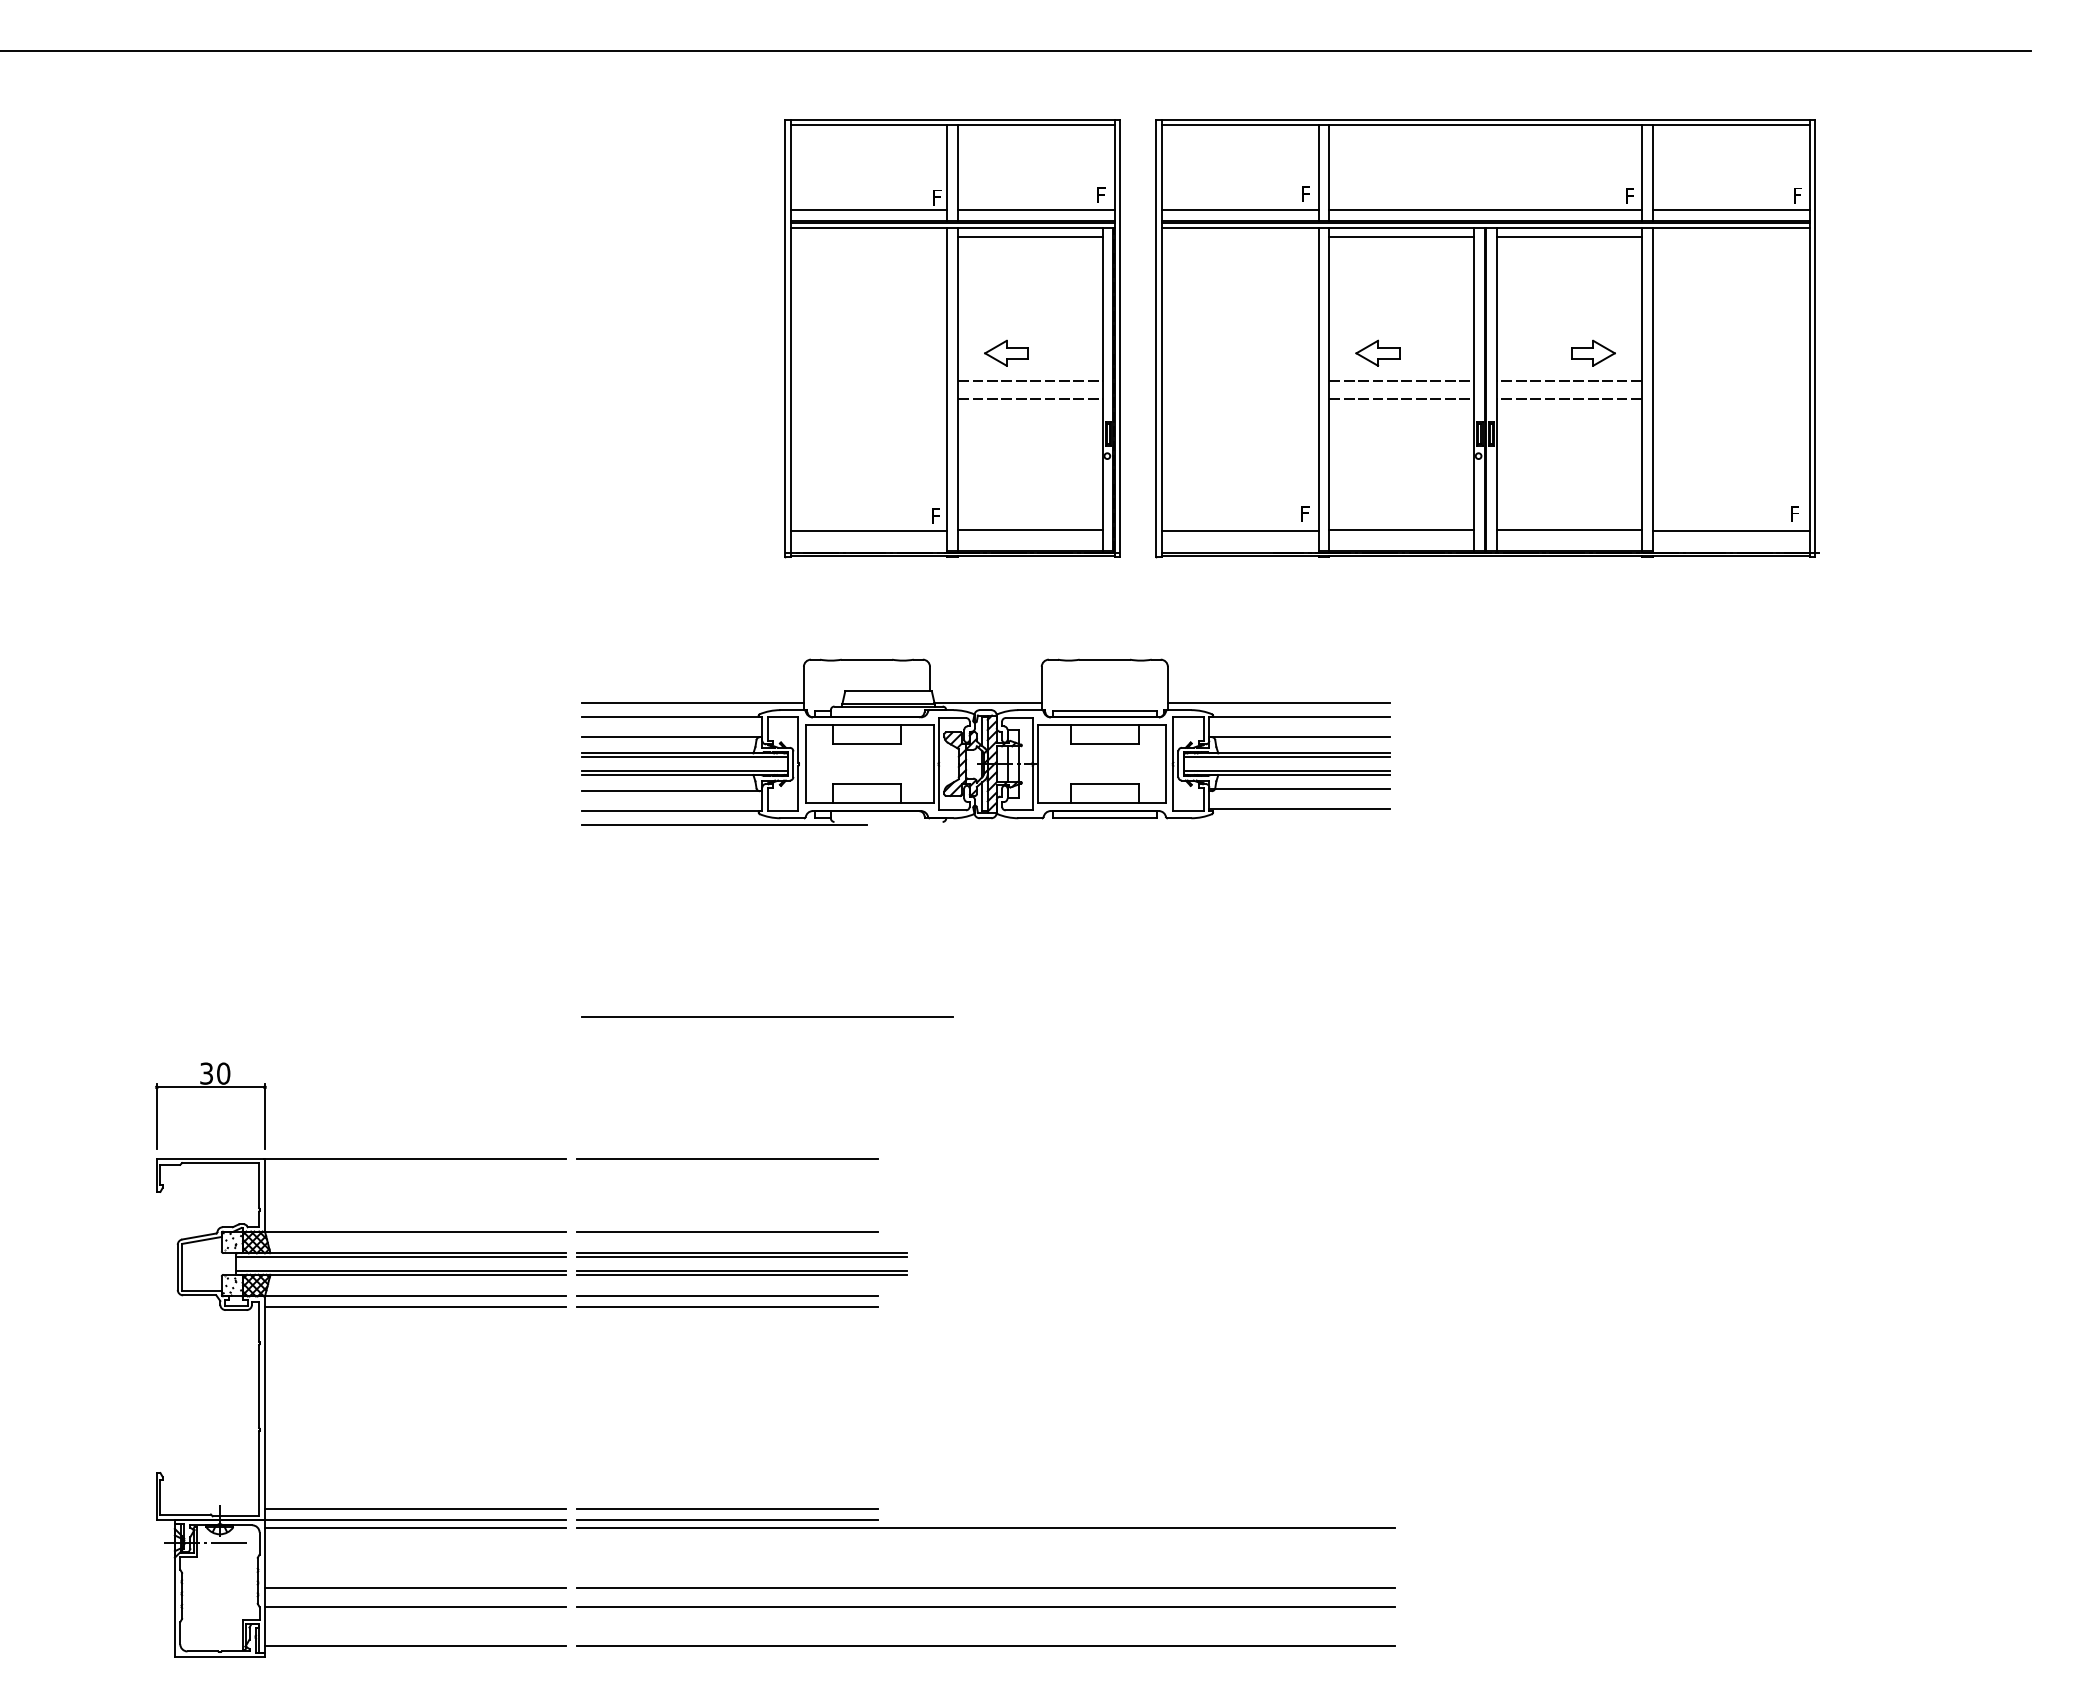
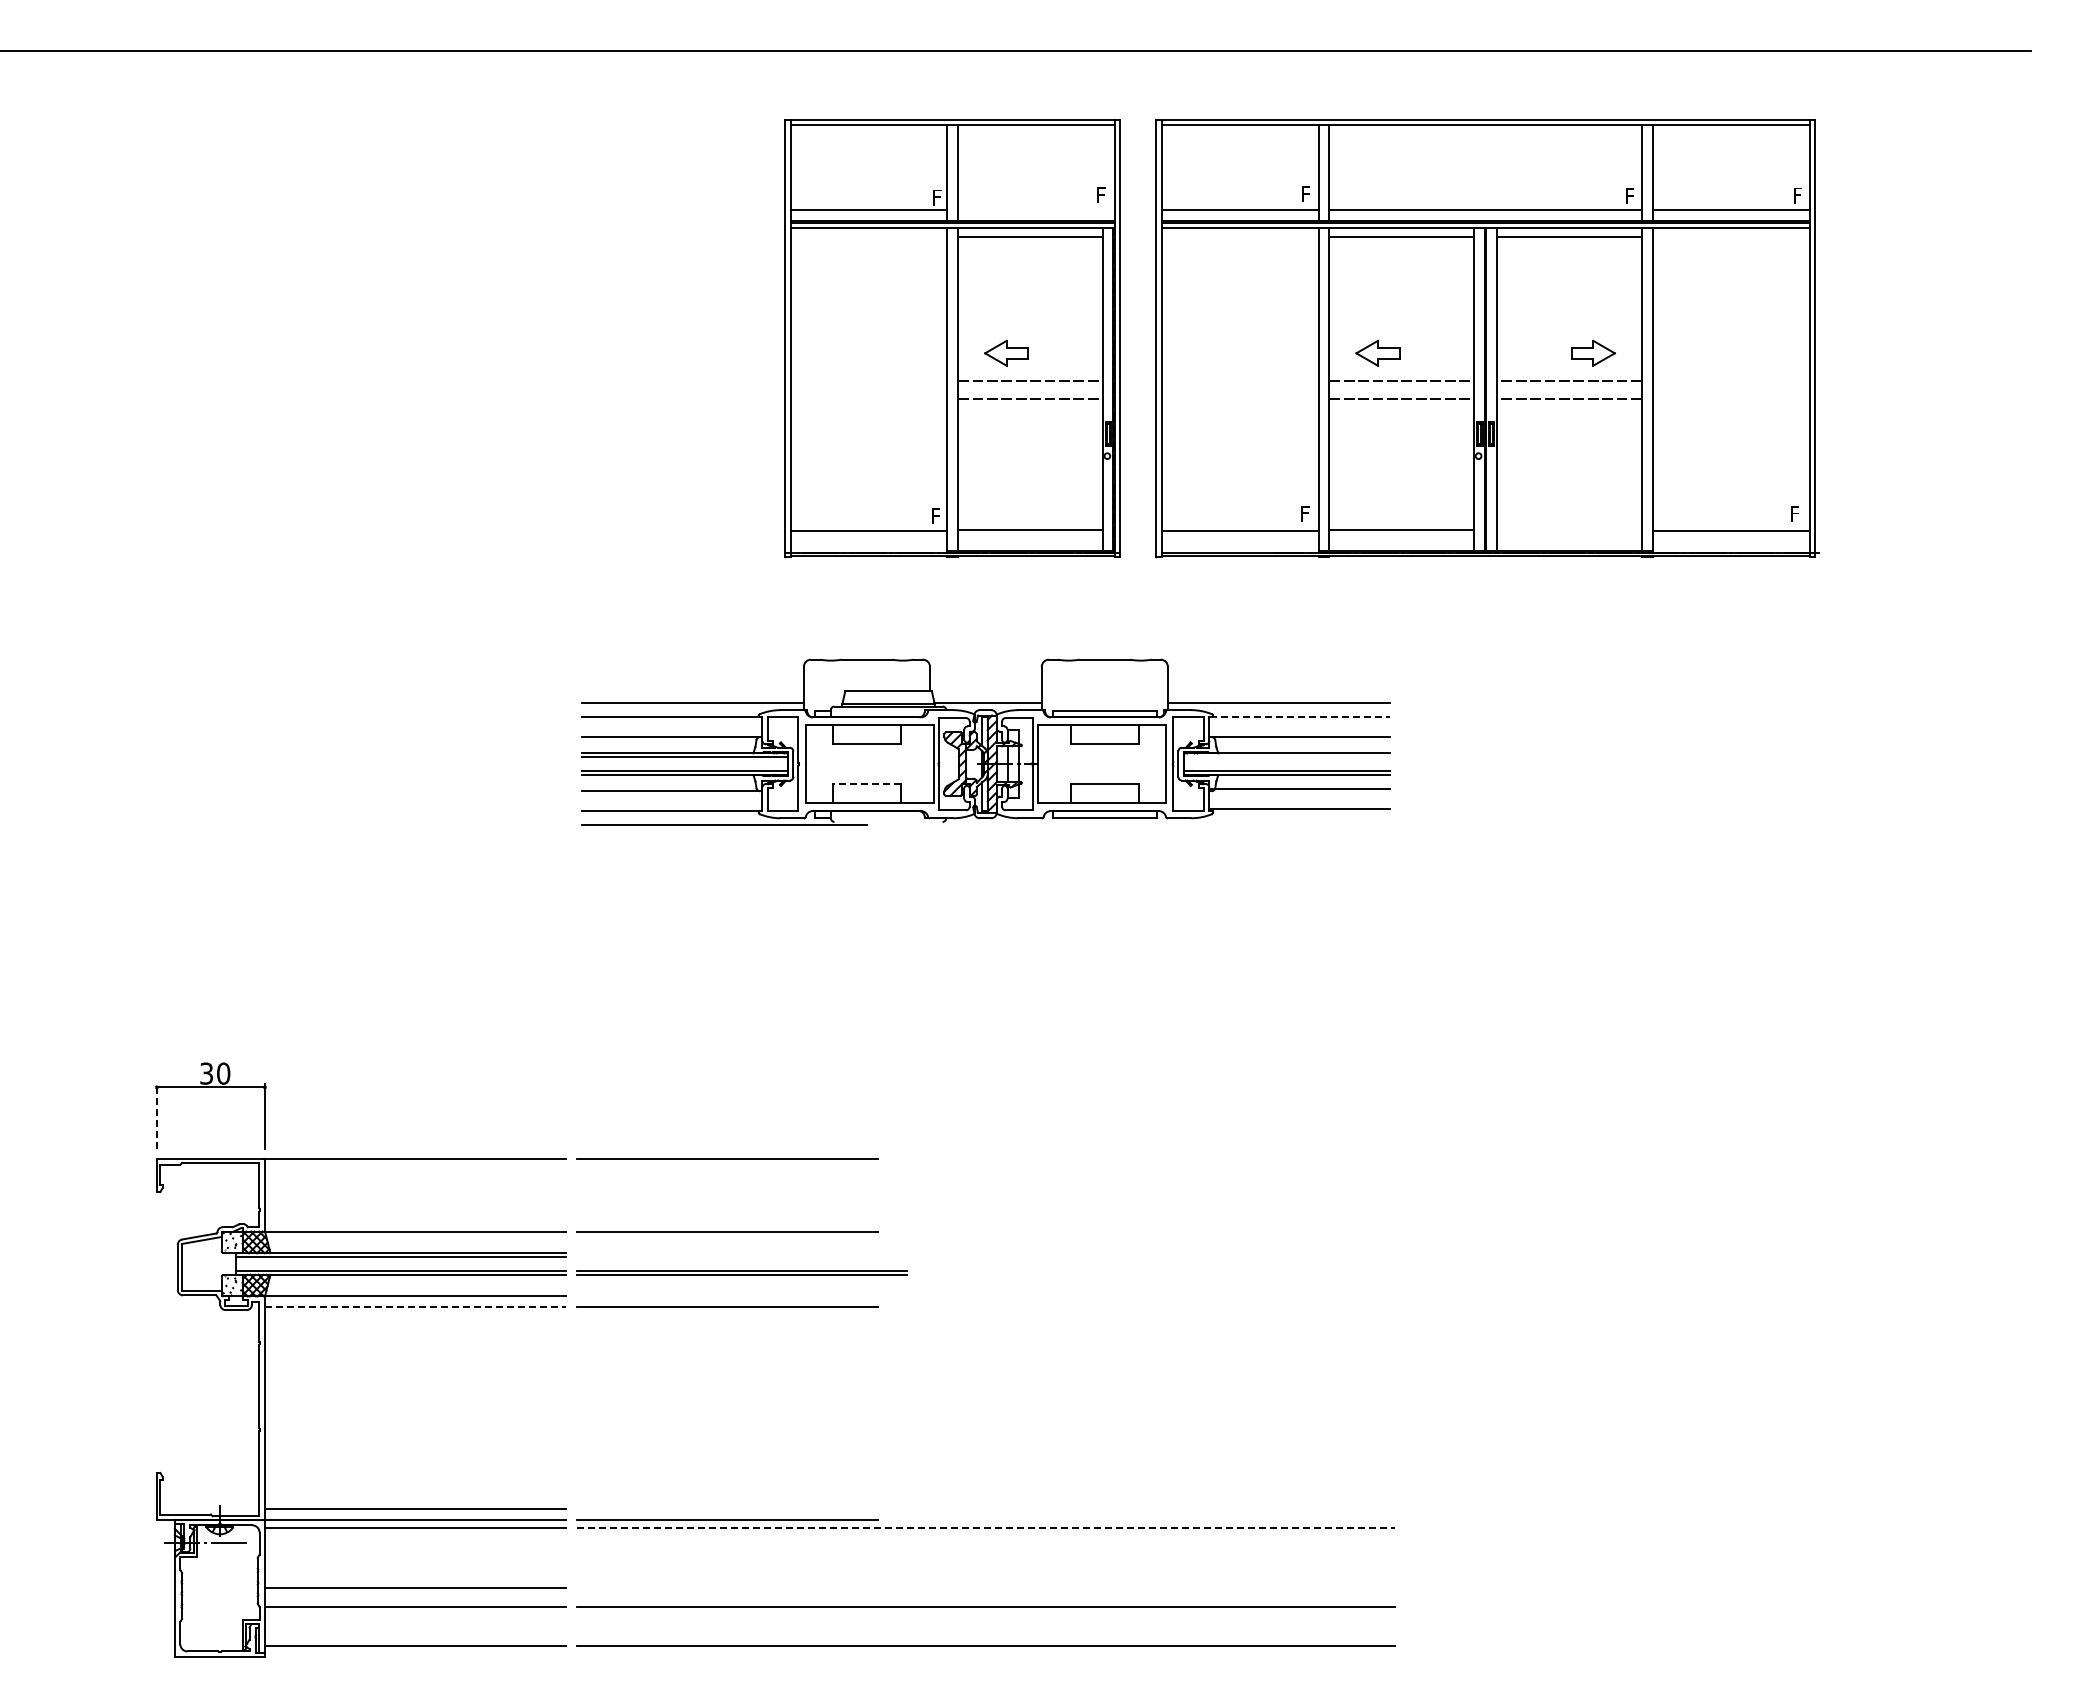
line: present -> none (1036, 209)
line: present -> none (1569, 529)
line: solid -> dashed (1299, 717)
line: present -> none (1286, 756)
line: solid -> dashed (866, 784)
line: present -> none (767, 1016)
line: solid -> dashed (156, 1115)
part: present -> none (741, 1254)
line: present -> none (726, 1296)
line: solid -> dashed (415, 1307)
line: present -> none (726, 1509)
line: solid -> dashed (986, 1528)
line: present -> none (985, 1588)
